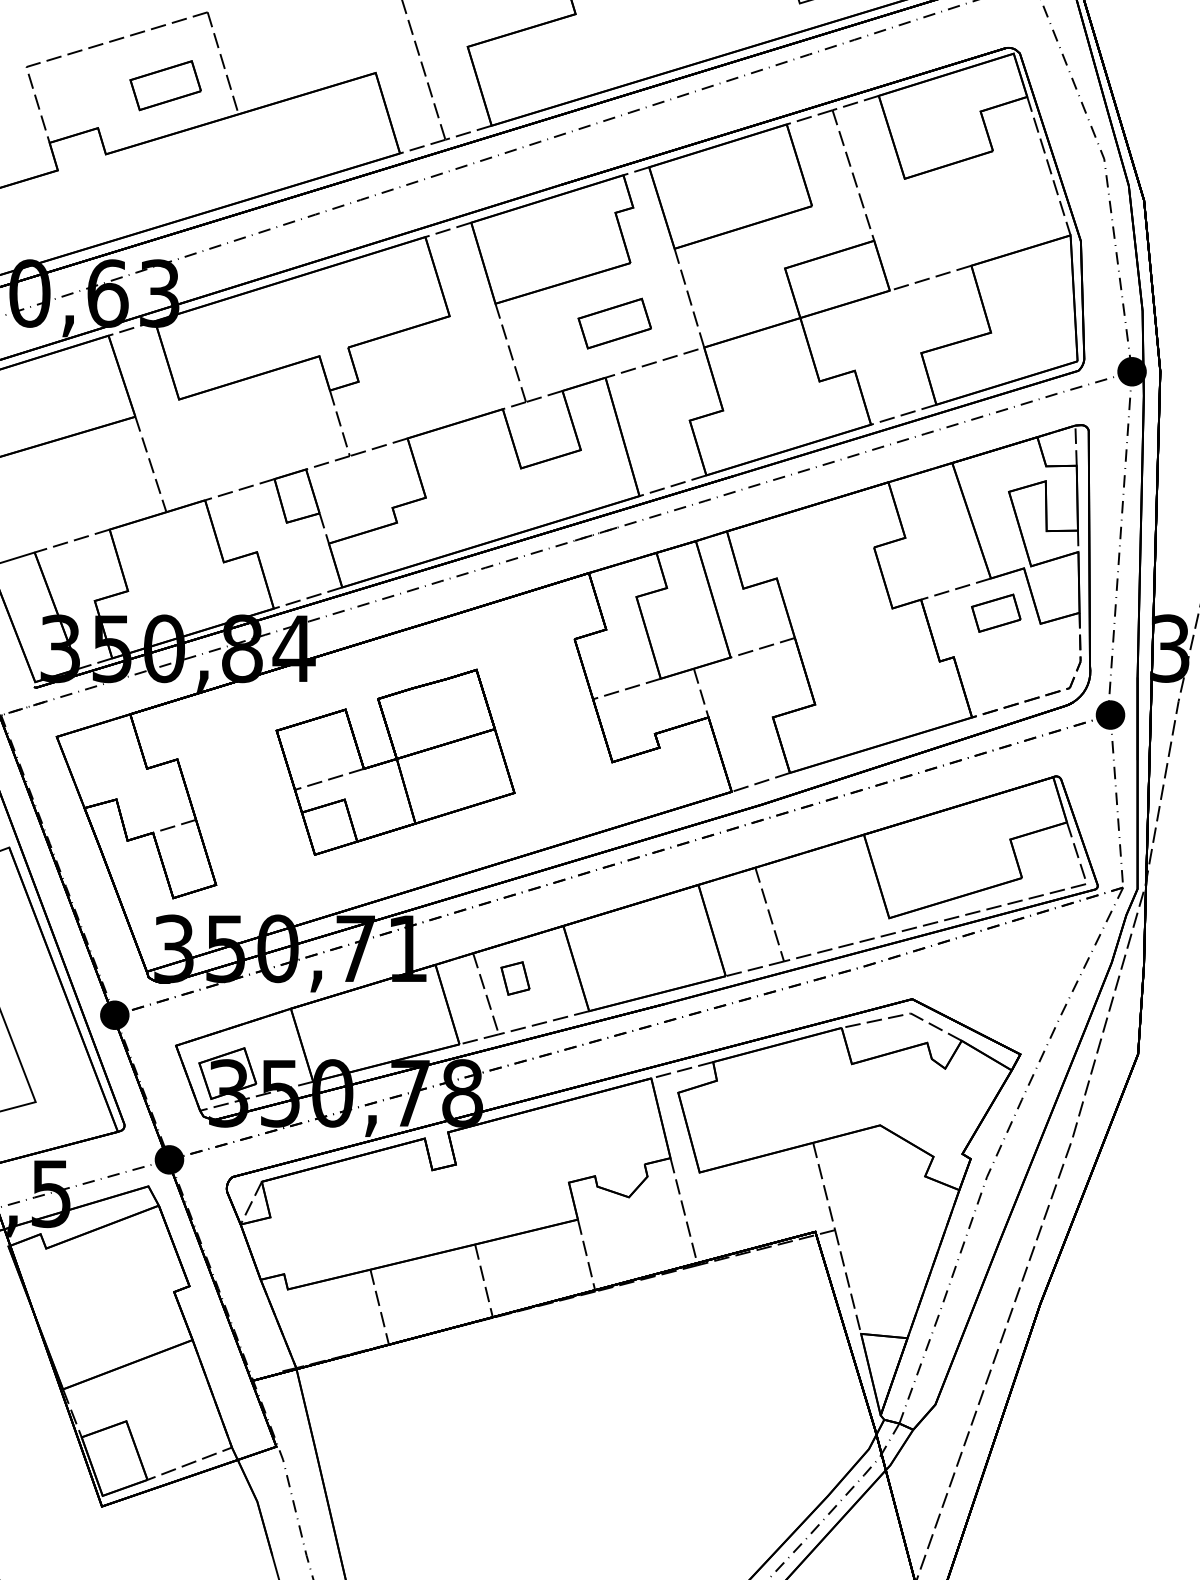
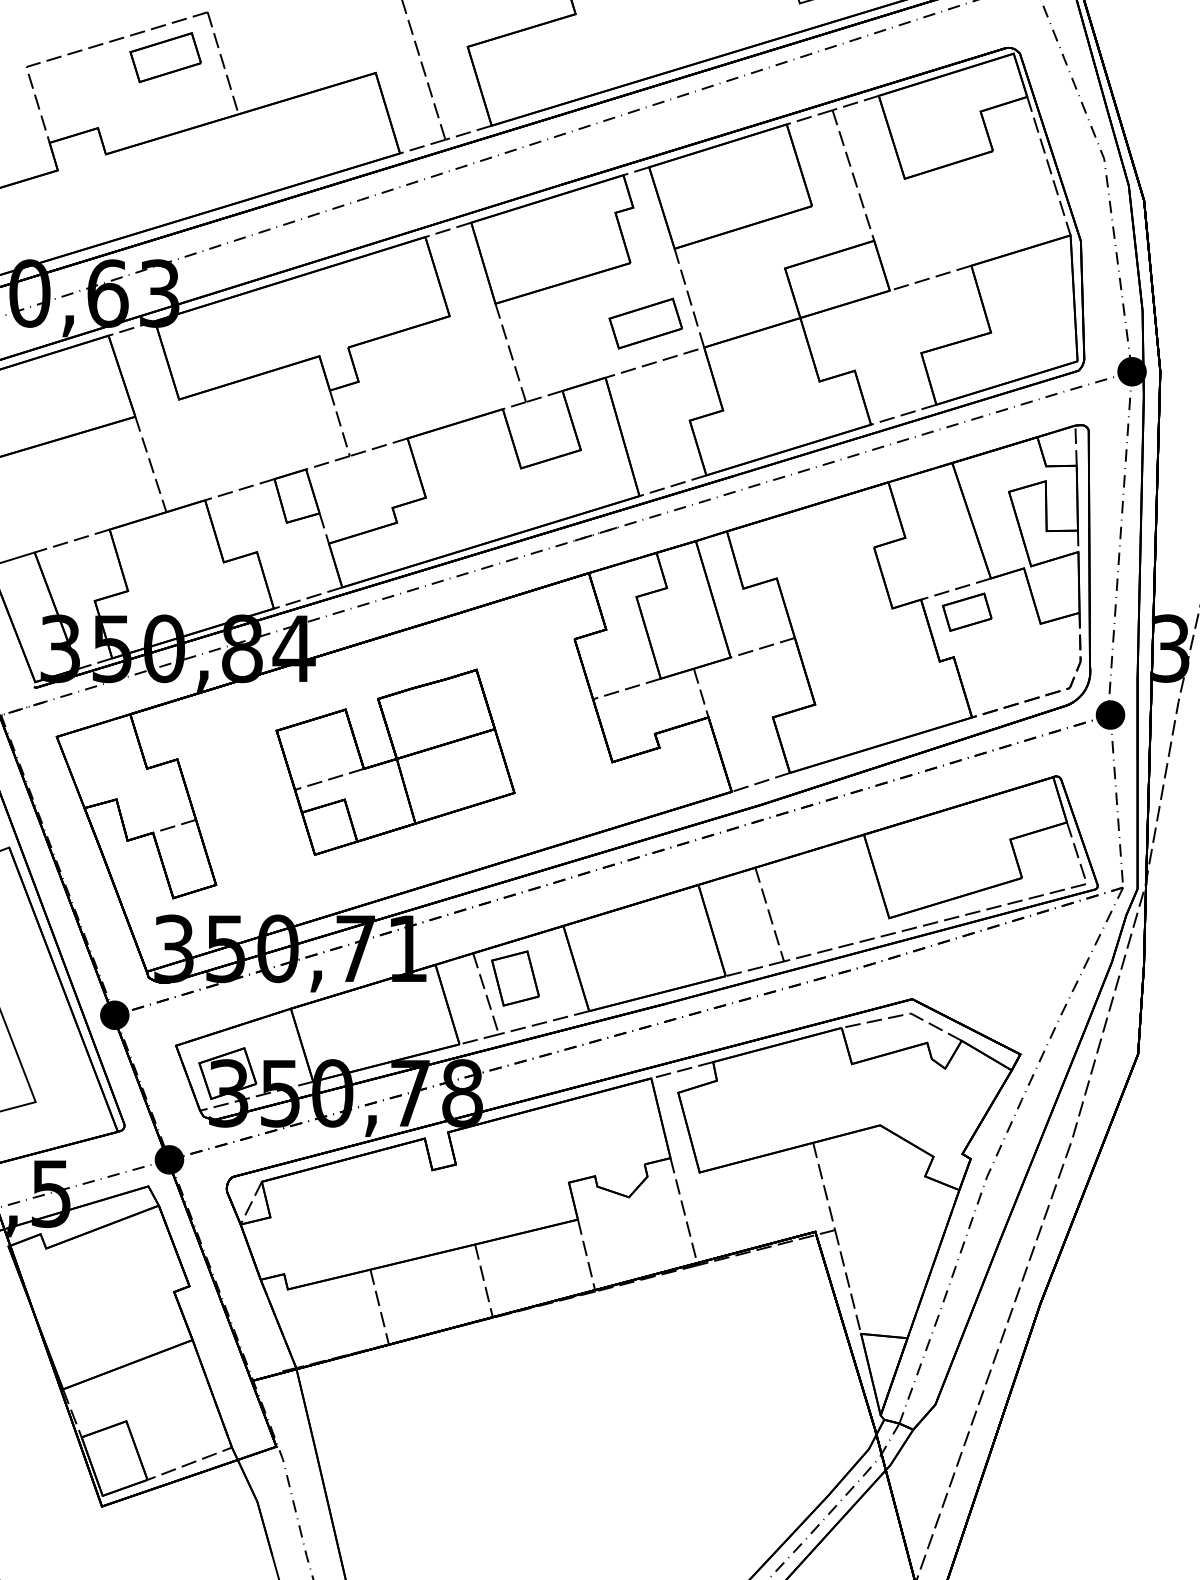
part position: (165, 85) -> (165, 57) (165, 57)
part position: (614, 323) -> (645, 323) (645, 323)
part position: (996, 612) -> (967, 611) (967, 611)
part size: 31x35 px -> 49x57 px (515, 978)
